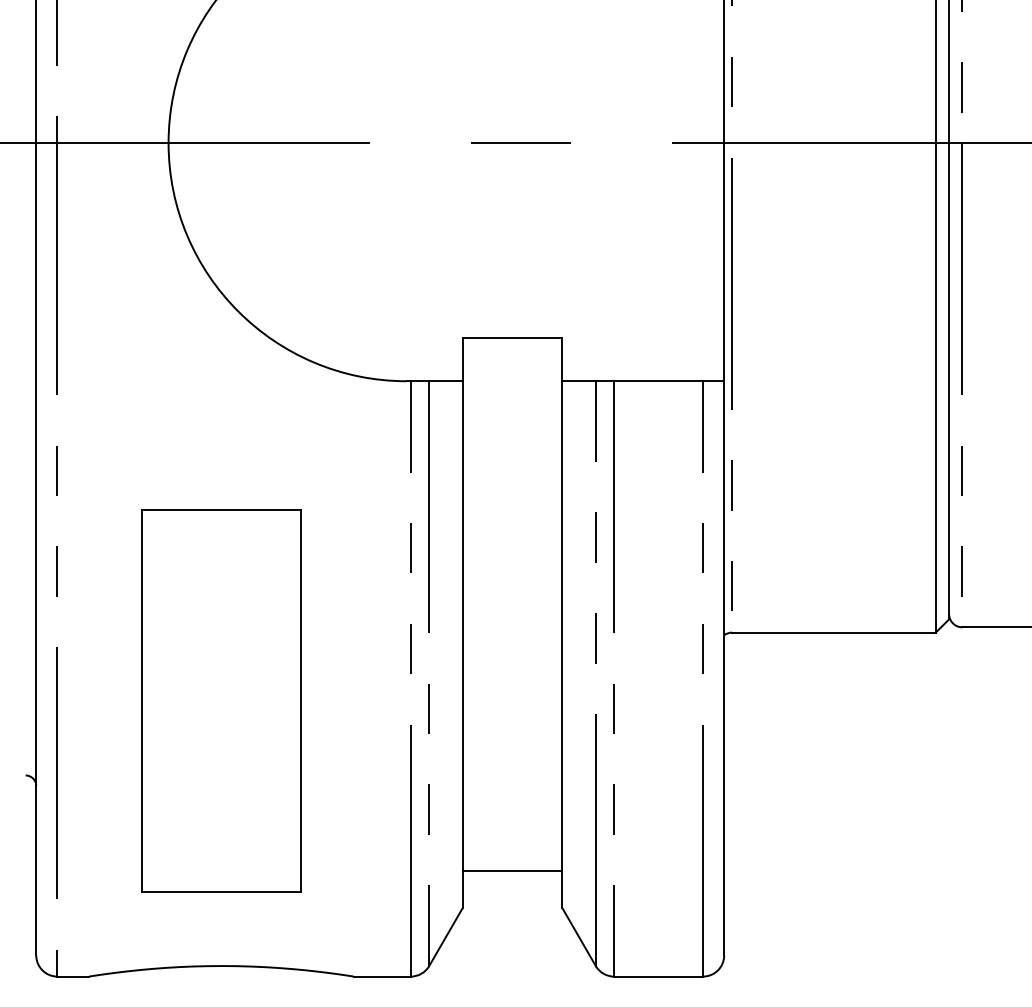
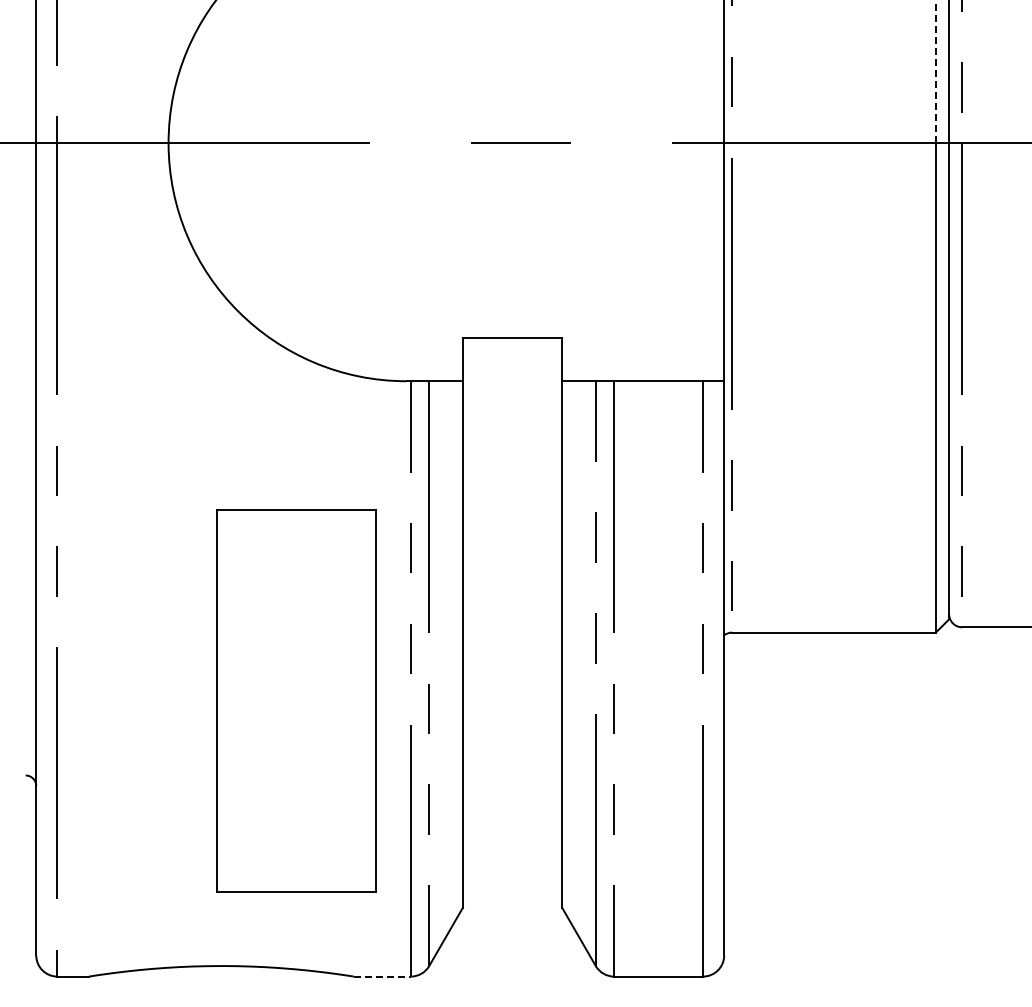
line: solid -> dashed (935, 71)
part position: (221, 700) -> (296, 700) (296, 700)
line: present -> none (512, 870)
line: solid -> dashed (382, 976)
